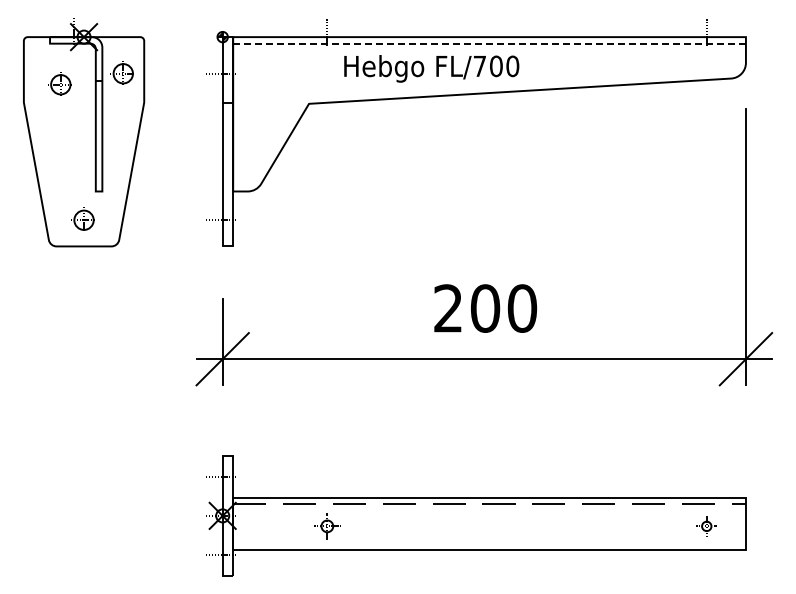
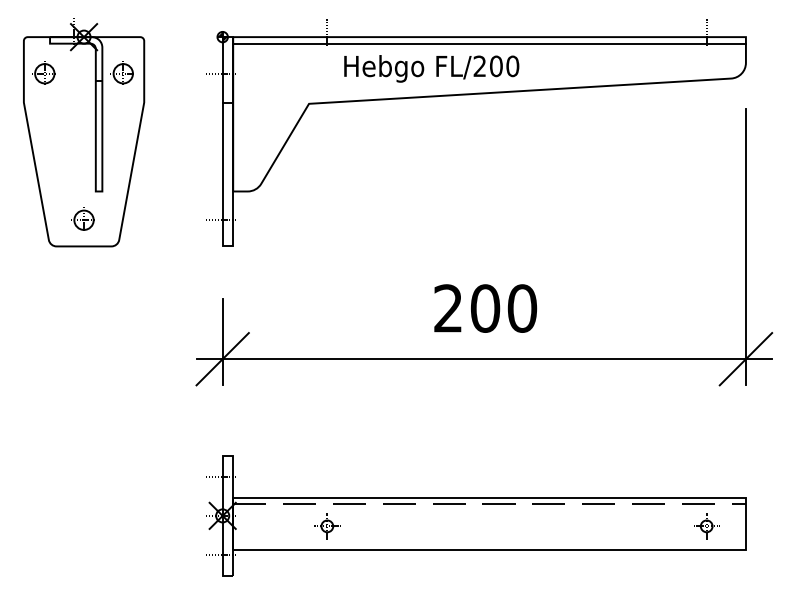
line: dashed -> solid (490, 43)
text: FL/700 -> FL/200 (479, 65)
part position: (59, 83) -> (43, 72) (43, 72)
part size: 21x21 px -> 26x27 px (706, 526)
